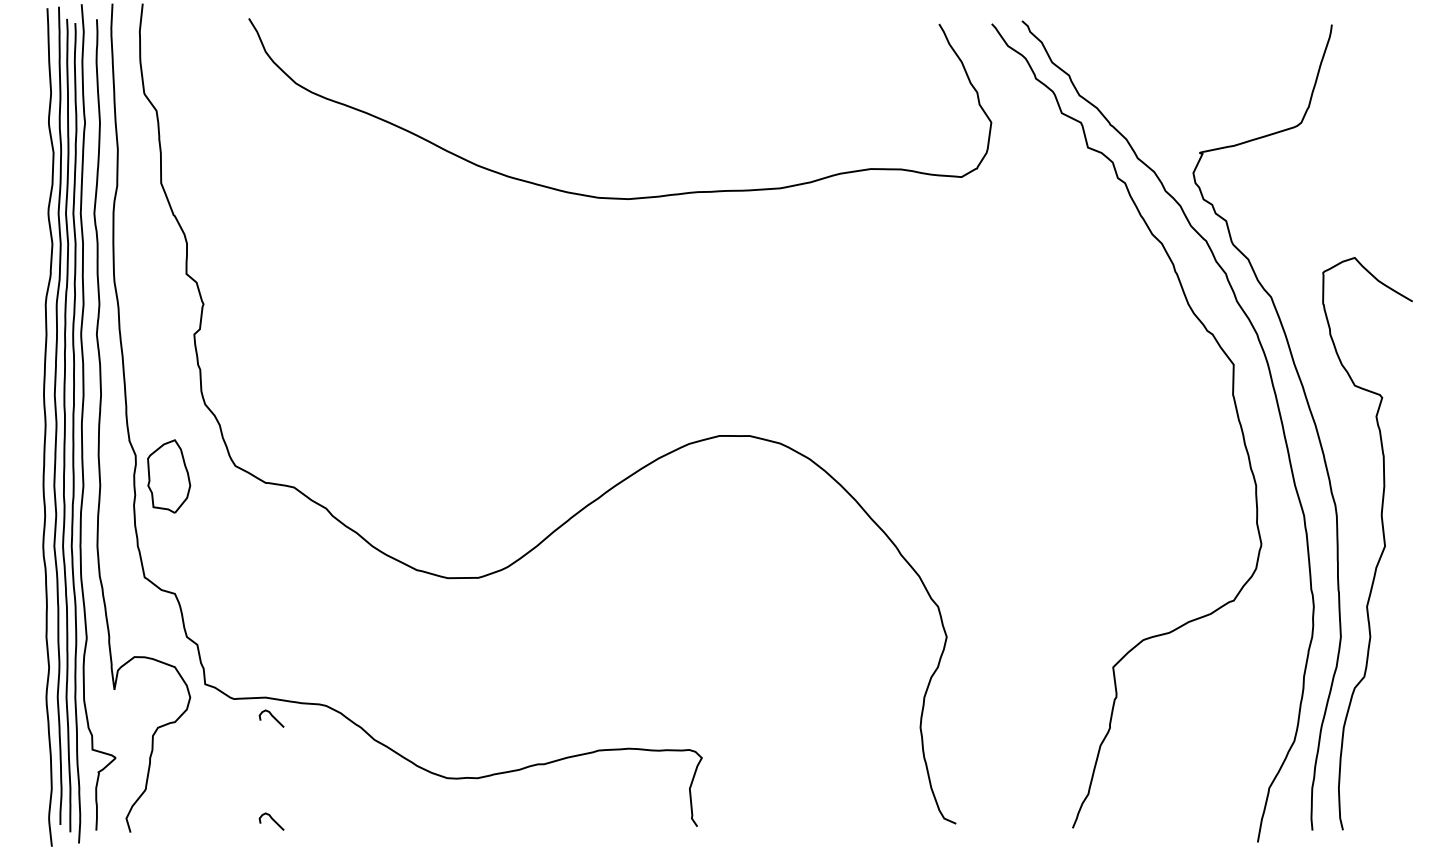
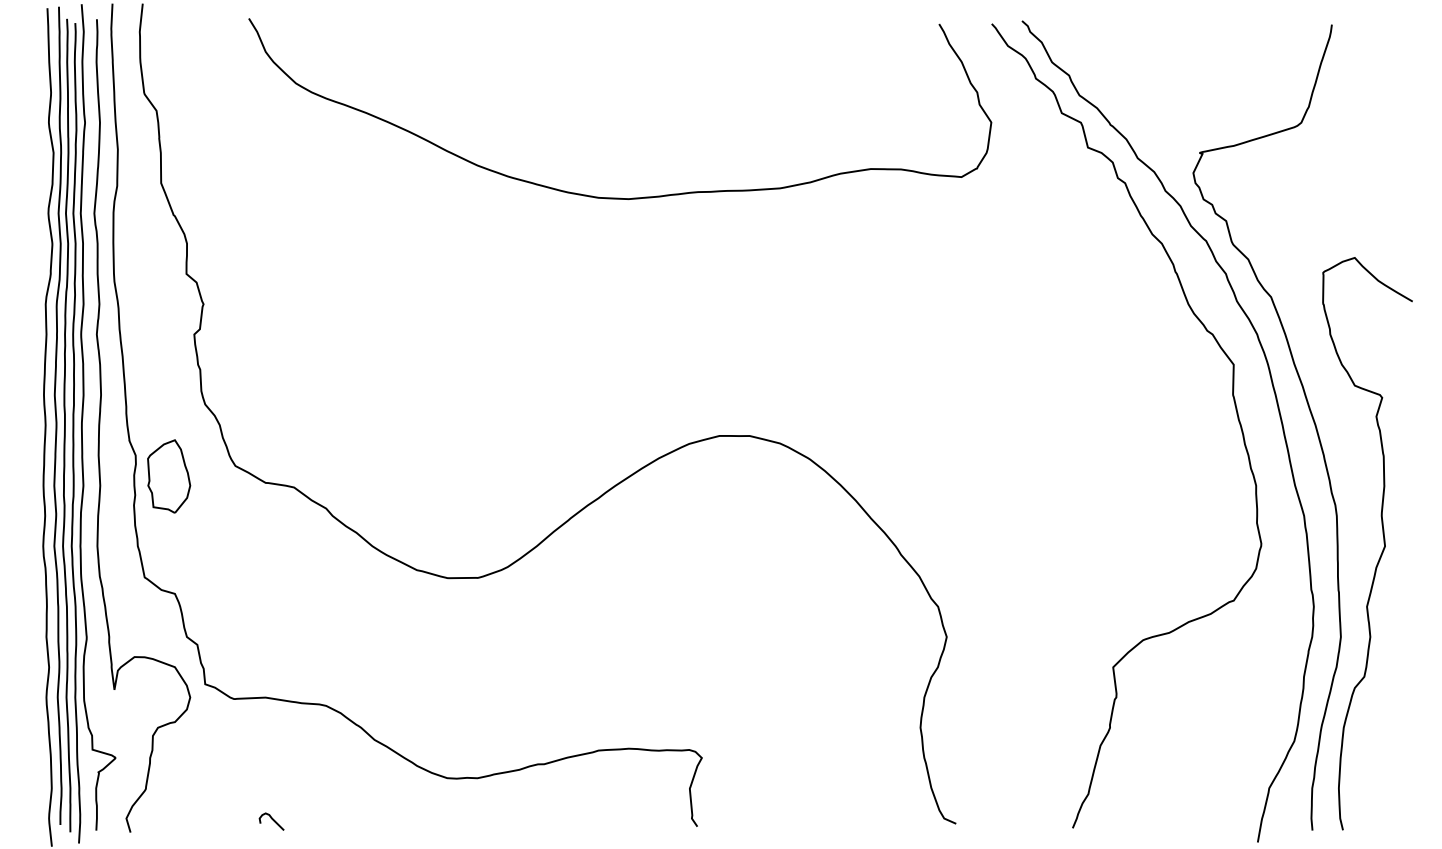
curve: present -> none (272, 717)
